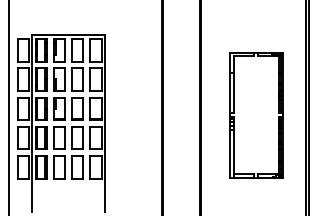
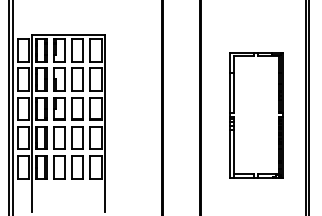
line: none -> present (12, 107)
